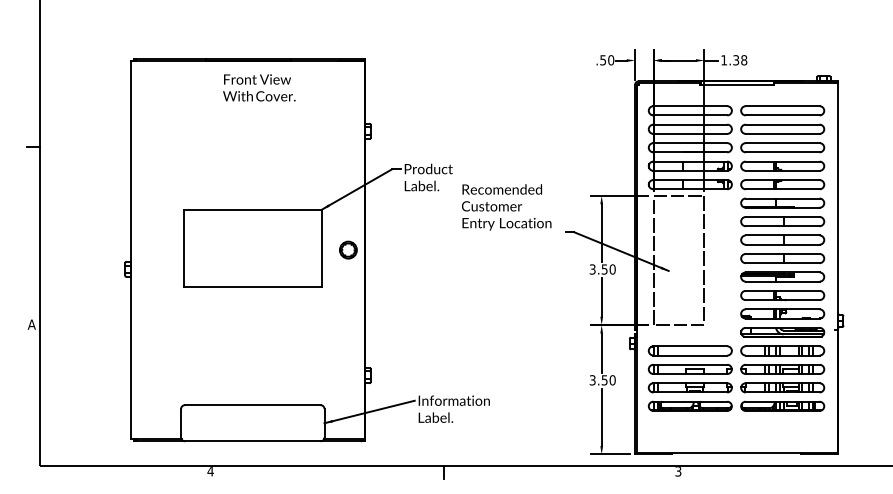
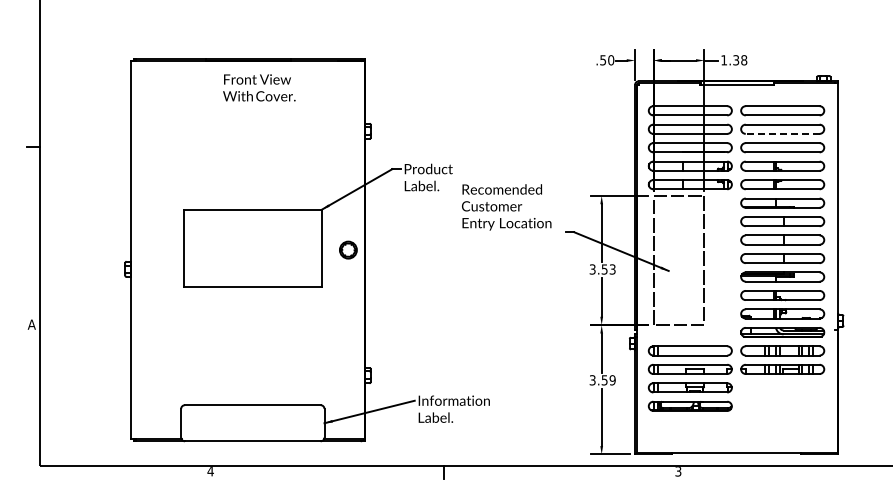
line: solid -> dashed (782, 133)
text: 3.50 -> 3.53 (612, 269)
text: 3.50 -> 3.59 (612, 380)
part: present -> none (782, 396)
